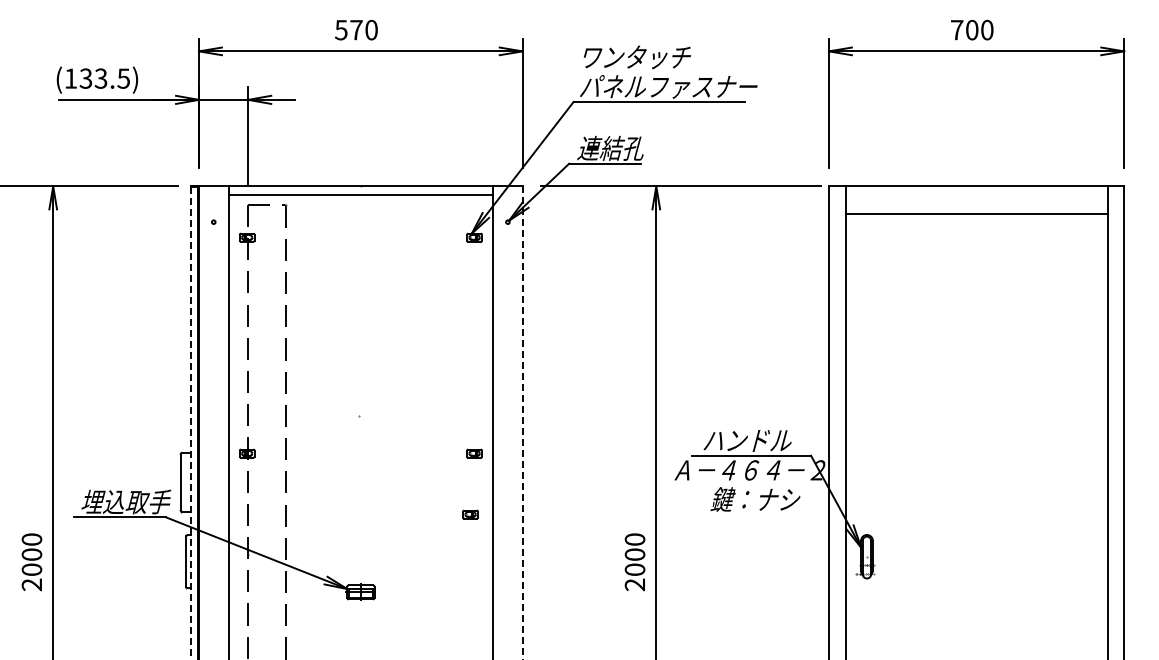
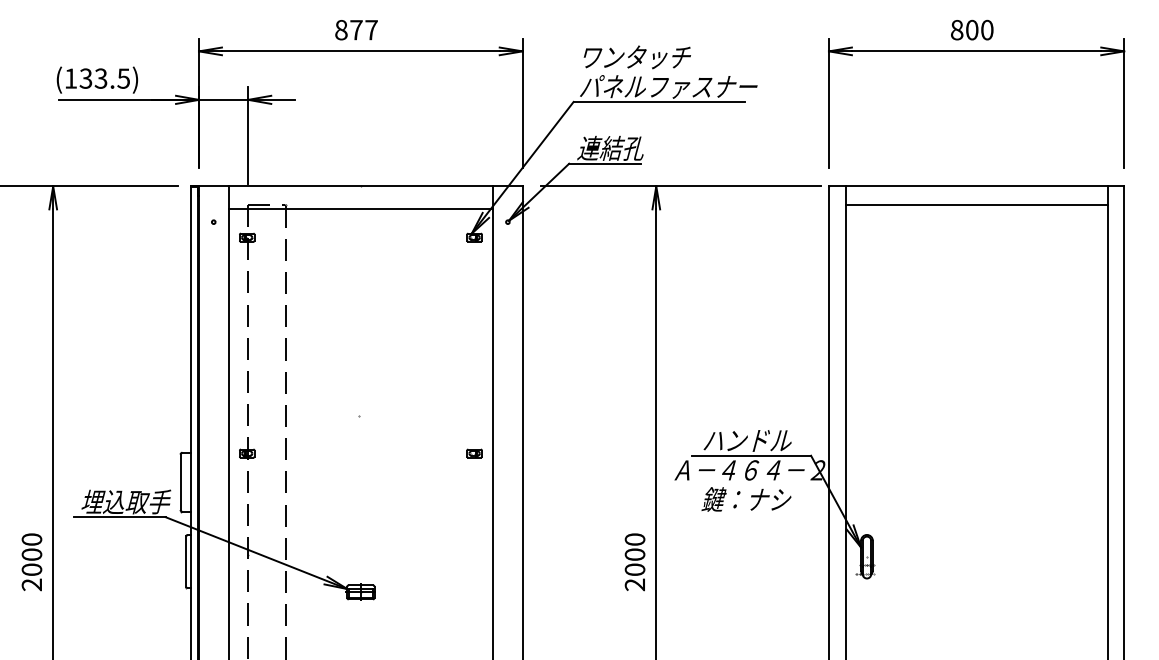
text: 570 -> 877 (355, 29)
text: 700 -> 800 (957, 30)
line position: (360, 194) -> (360, 208) (360, 208)
line position: (976, 213) -> (976, 204) (976, 204)
line: dashed -> solid (190, 423)
line: dashed -> solid (522, 423)
text position: (755, 499) -> (746, 499) (746, 499)
part: present -> none (470, 514)
